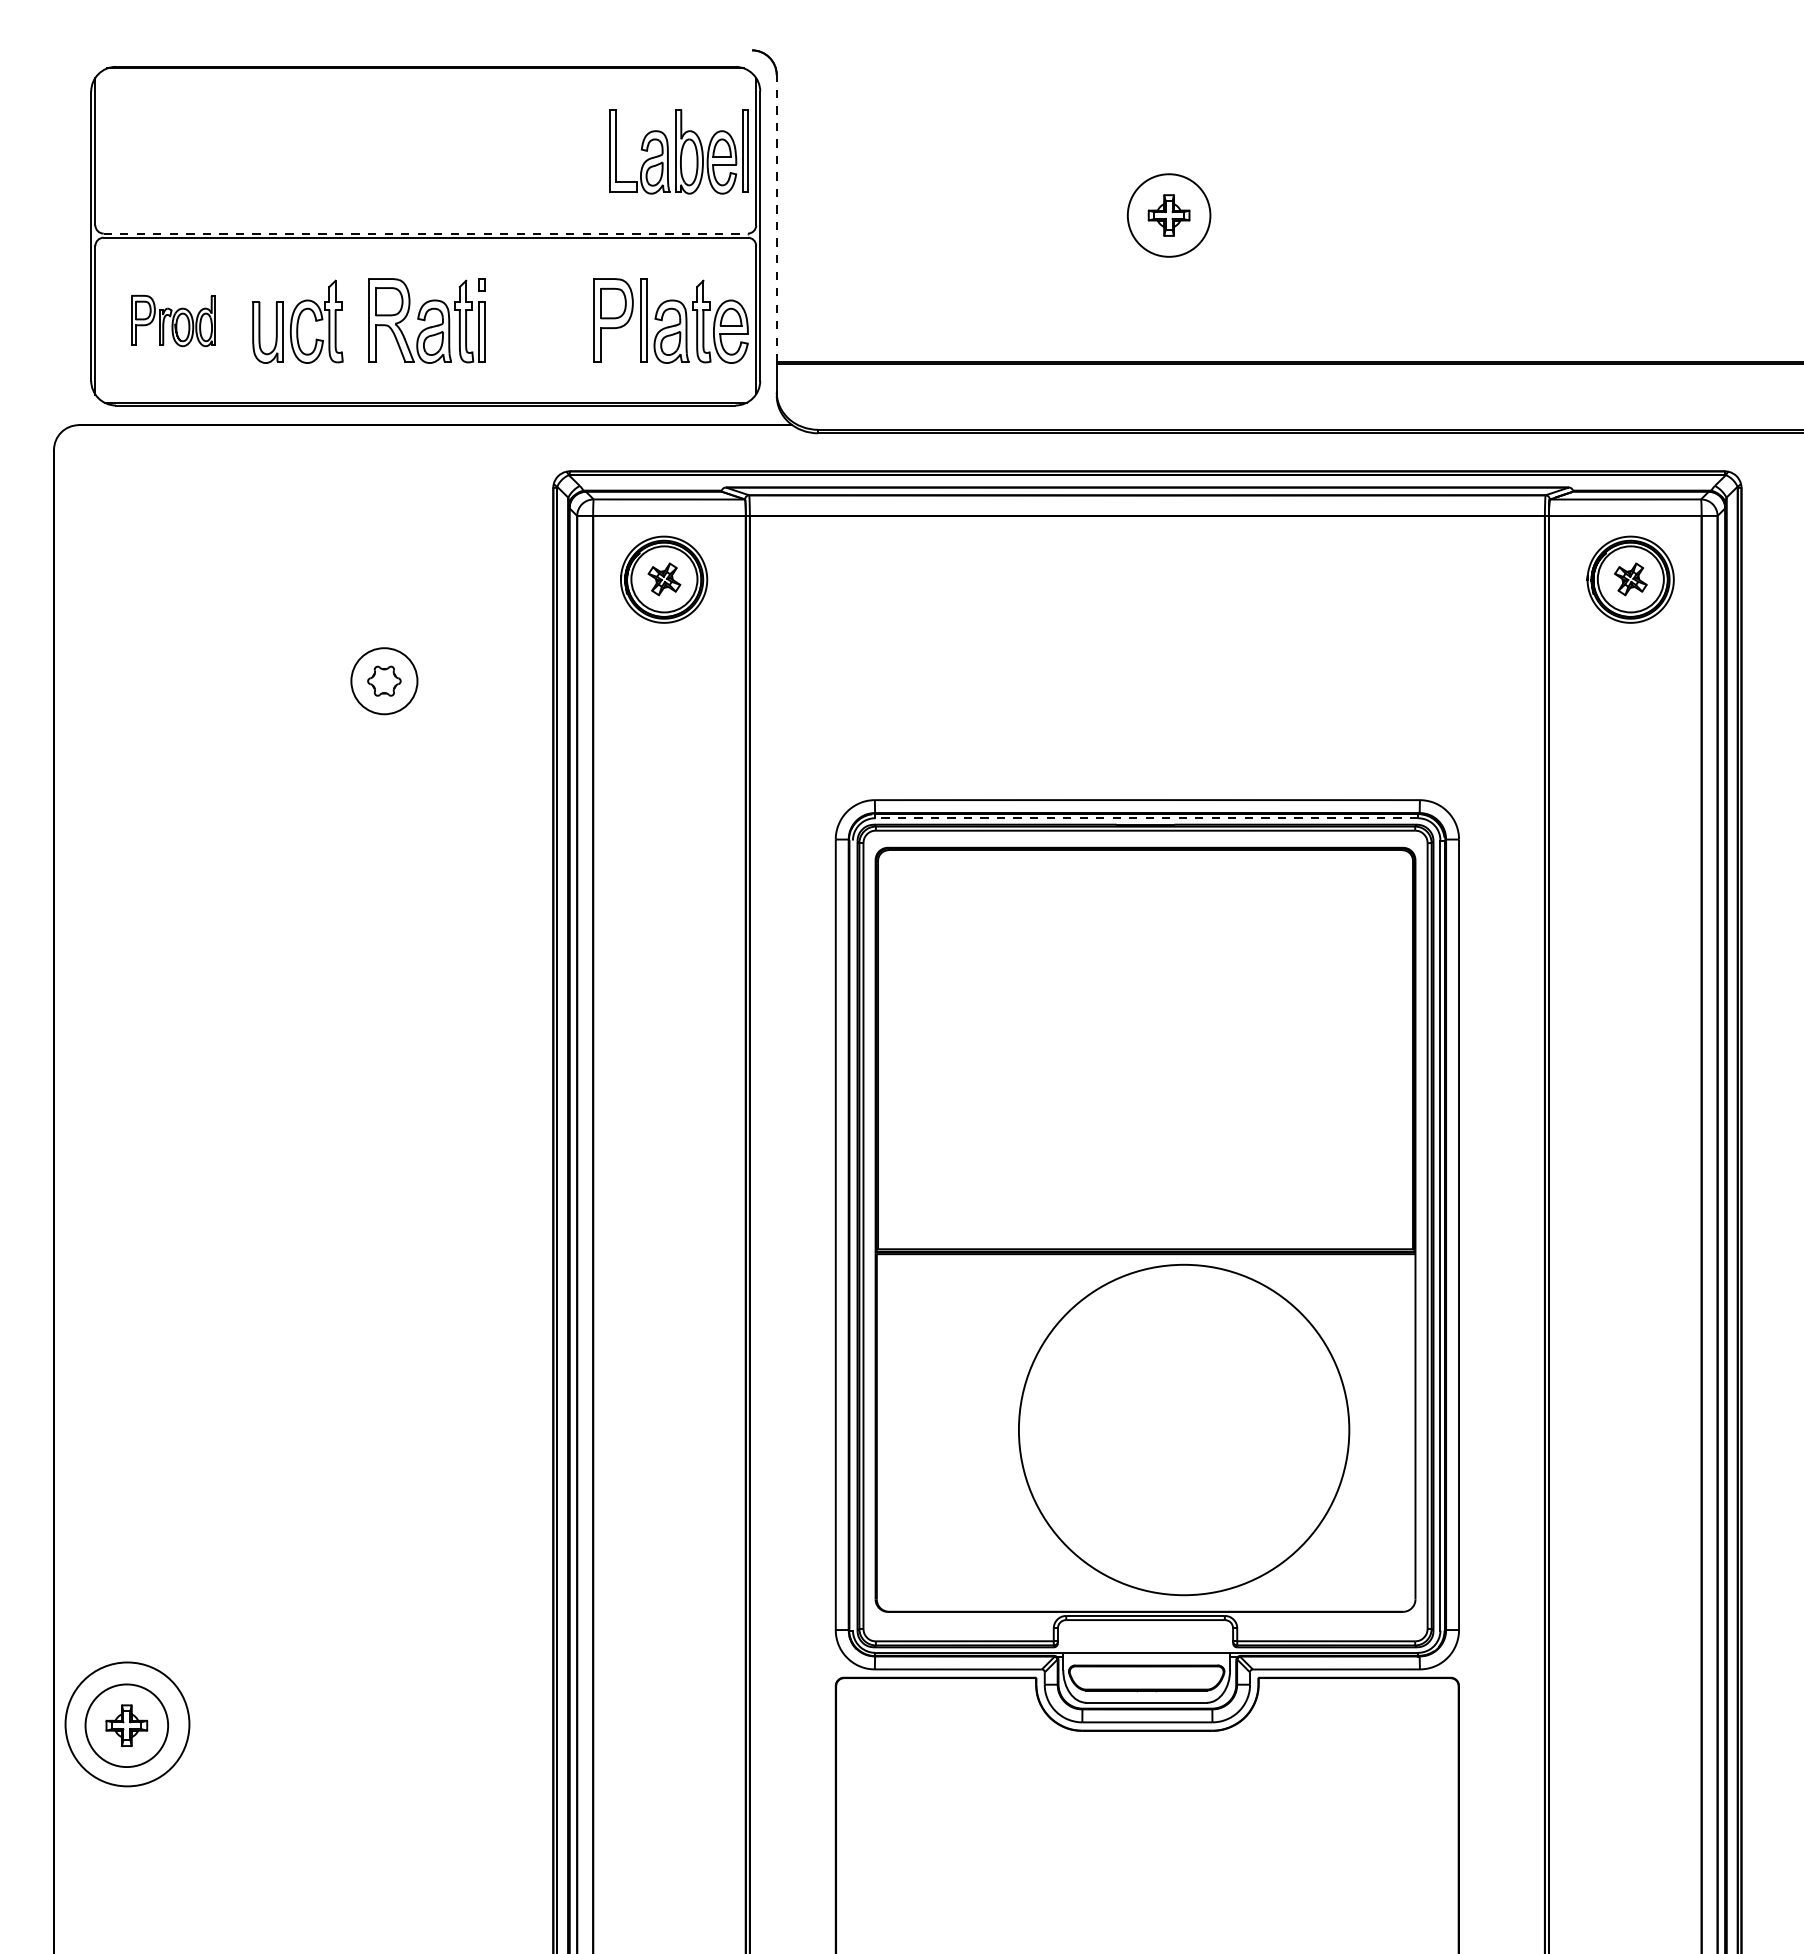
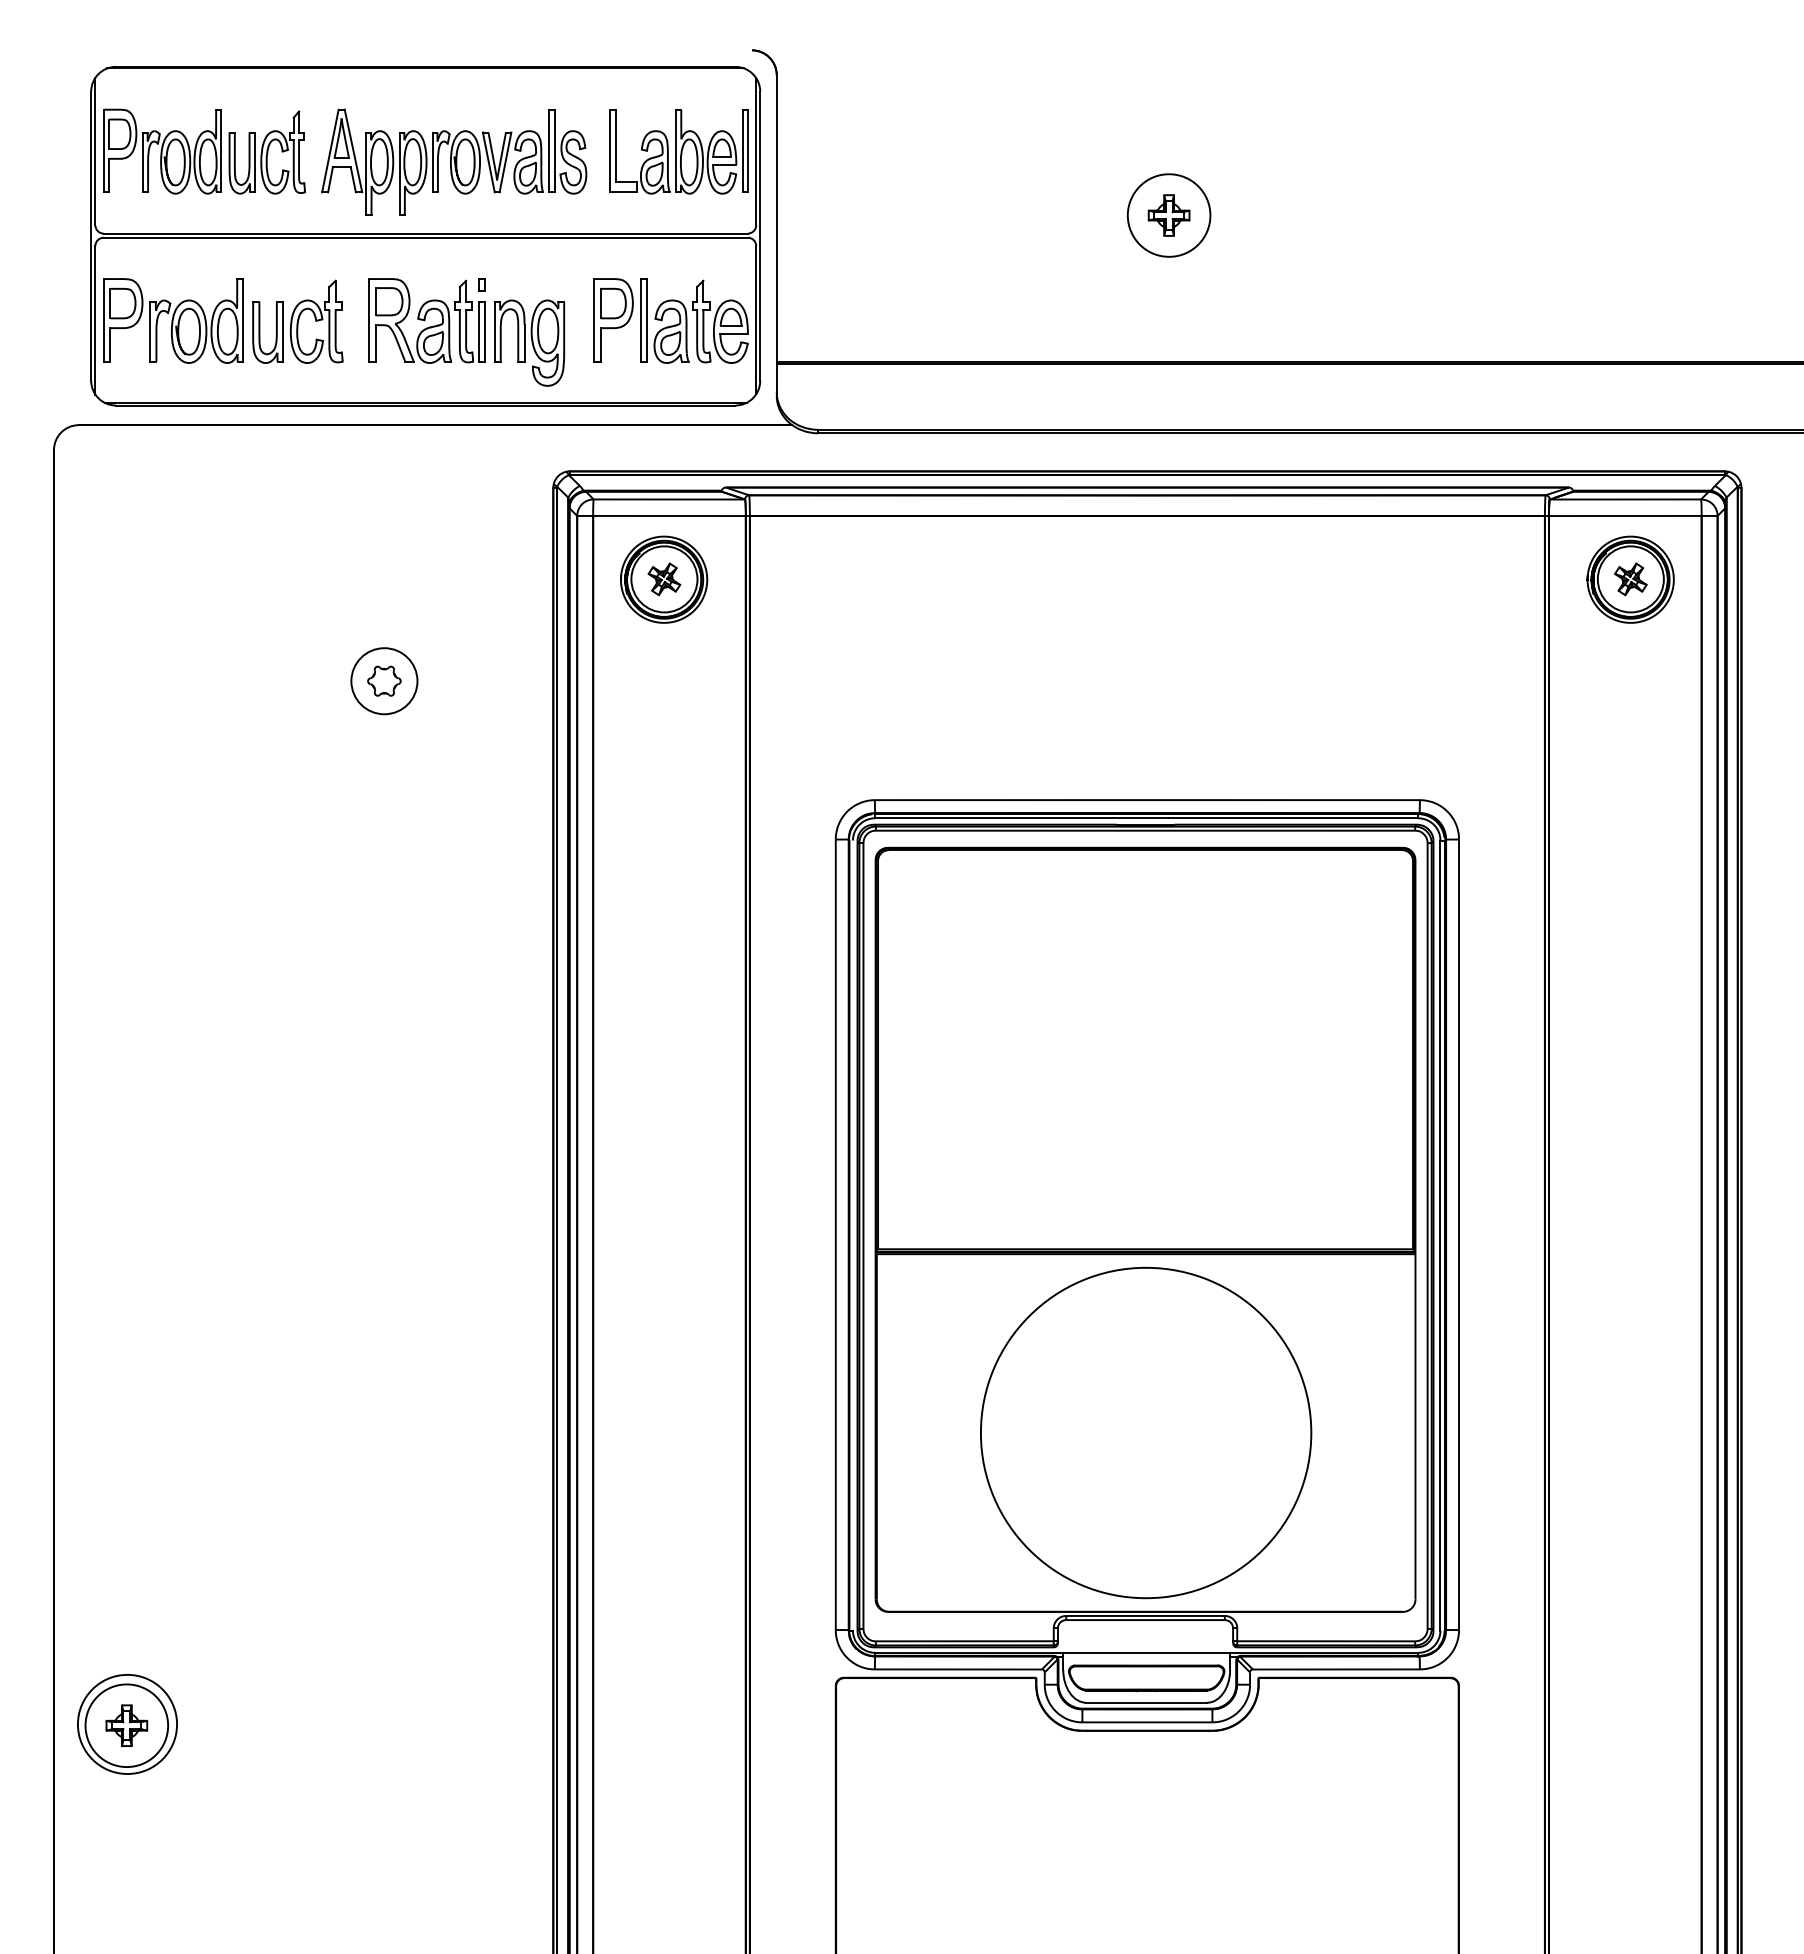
part: none -> present (204, 151)
part: none -> present (454, 161)
line: dashed -> solid (776, 218)
line: dashed -> solid (426, 233)
part size: 85x54 px -> 141x86 px (173, 320)
part: none -> present (529, 342)
line: dashed -> solid (1146, 818)
circle position: (1184, 1429) -> (1146, 1432) (1146, 1432)
circle diameter: 124 px -> 99 px (127, 1723)
